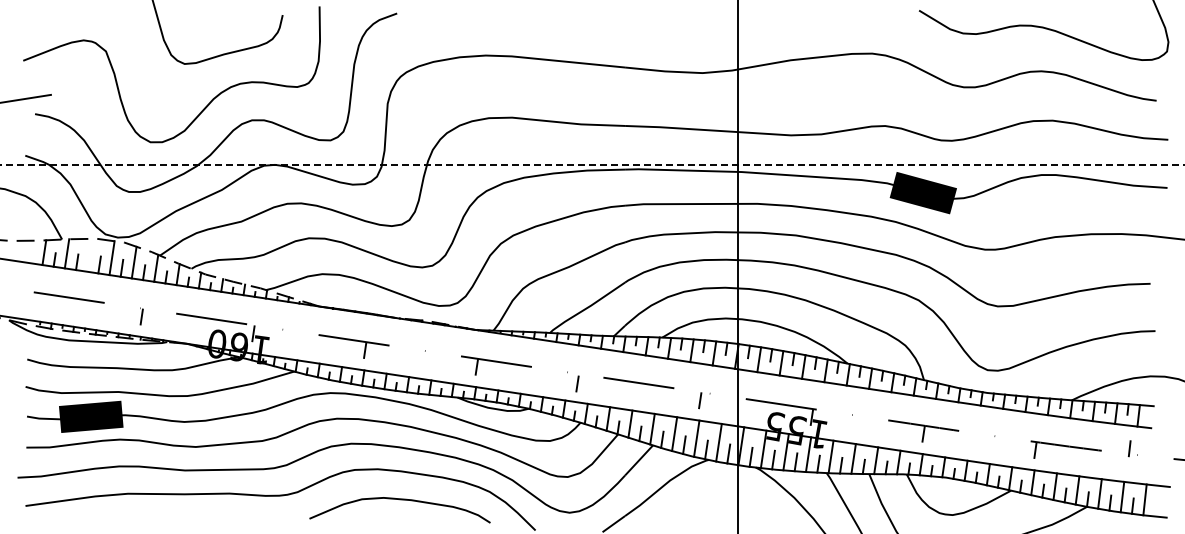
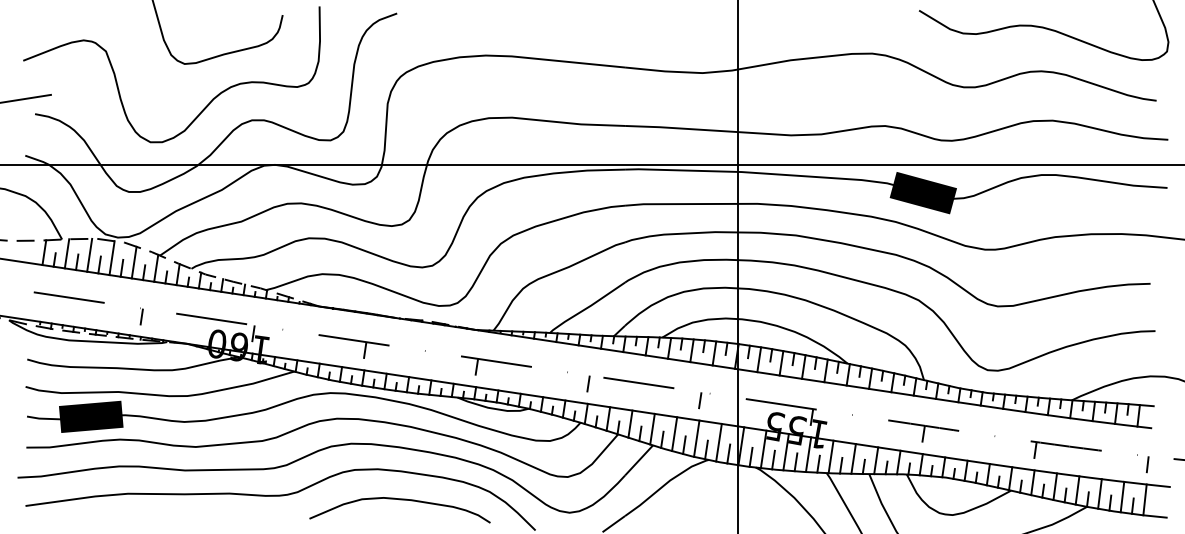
line: dashed -> solid (592, 164)
line: none -> present (89, 254)
line position: (577, 383) -> (588, 383) (588, 383)
line position: (1129, 448) -> (1147, 464) (1147, 464)
